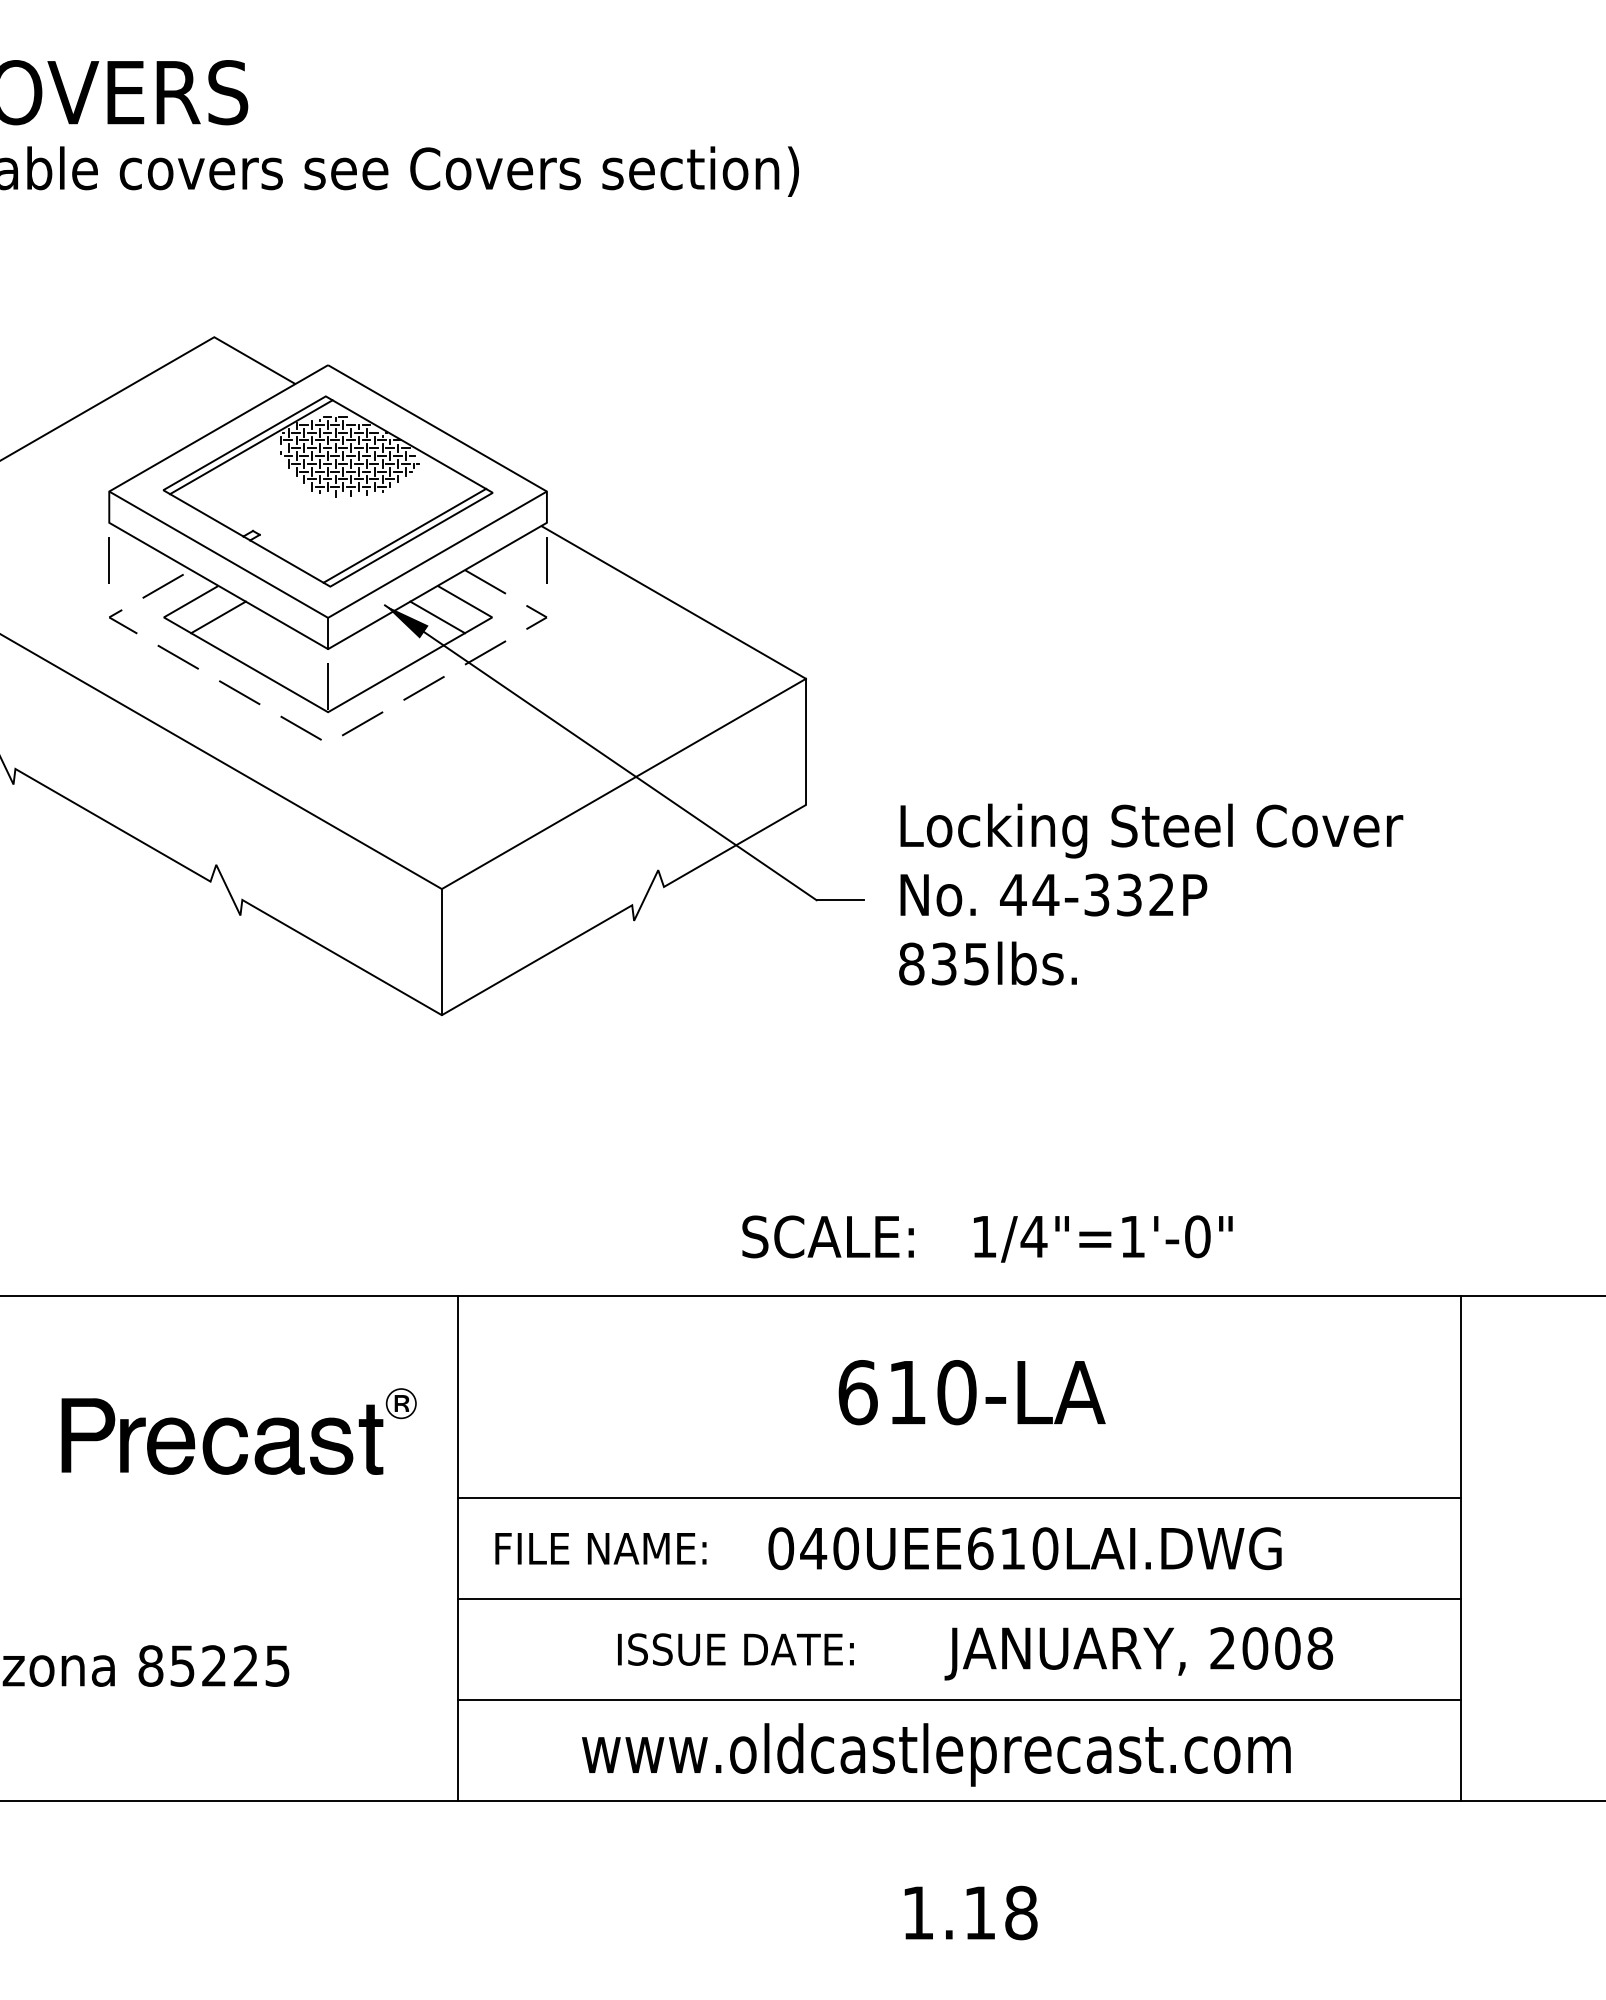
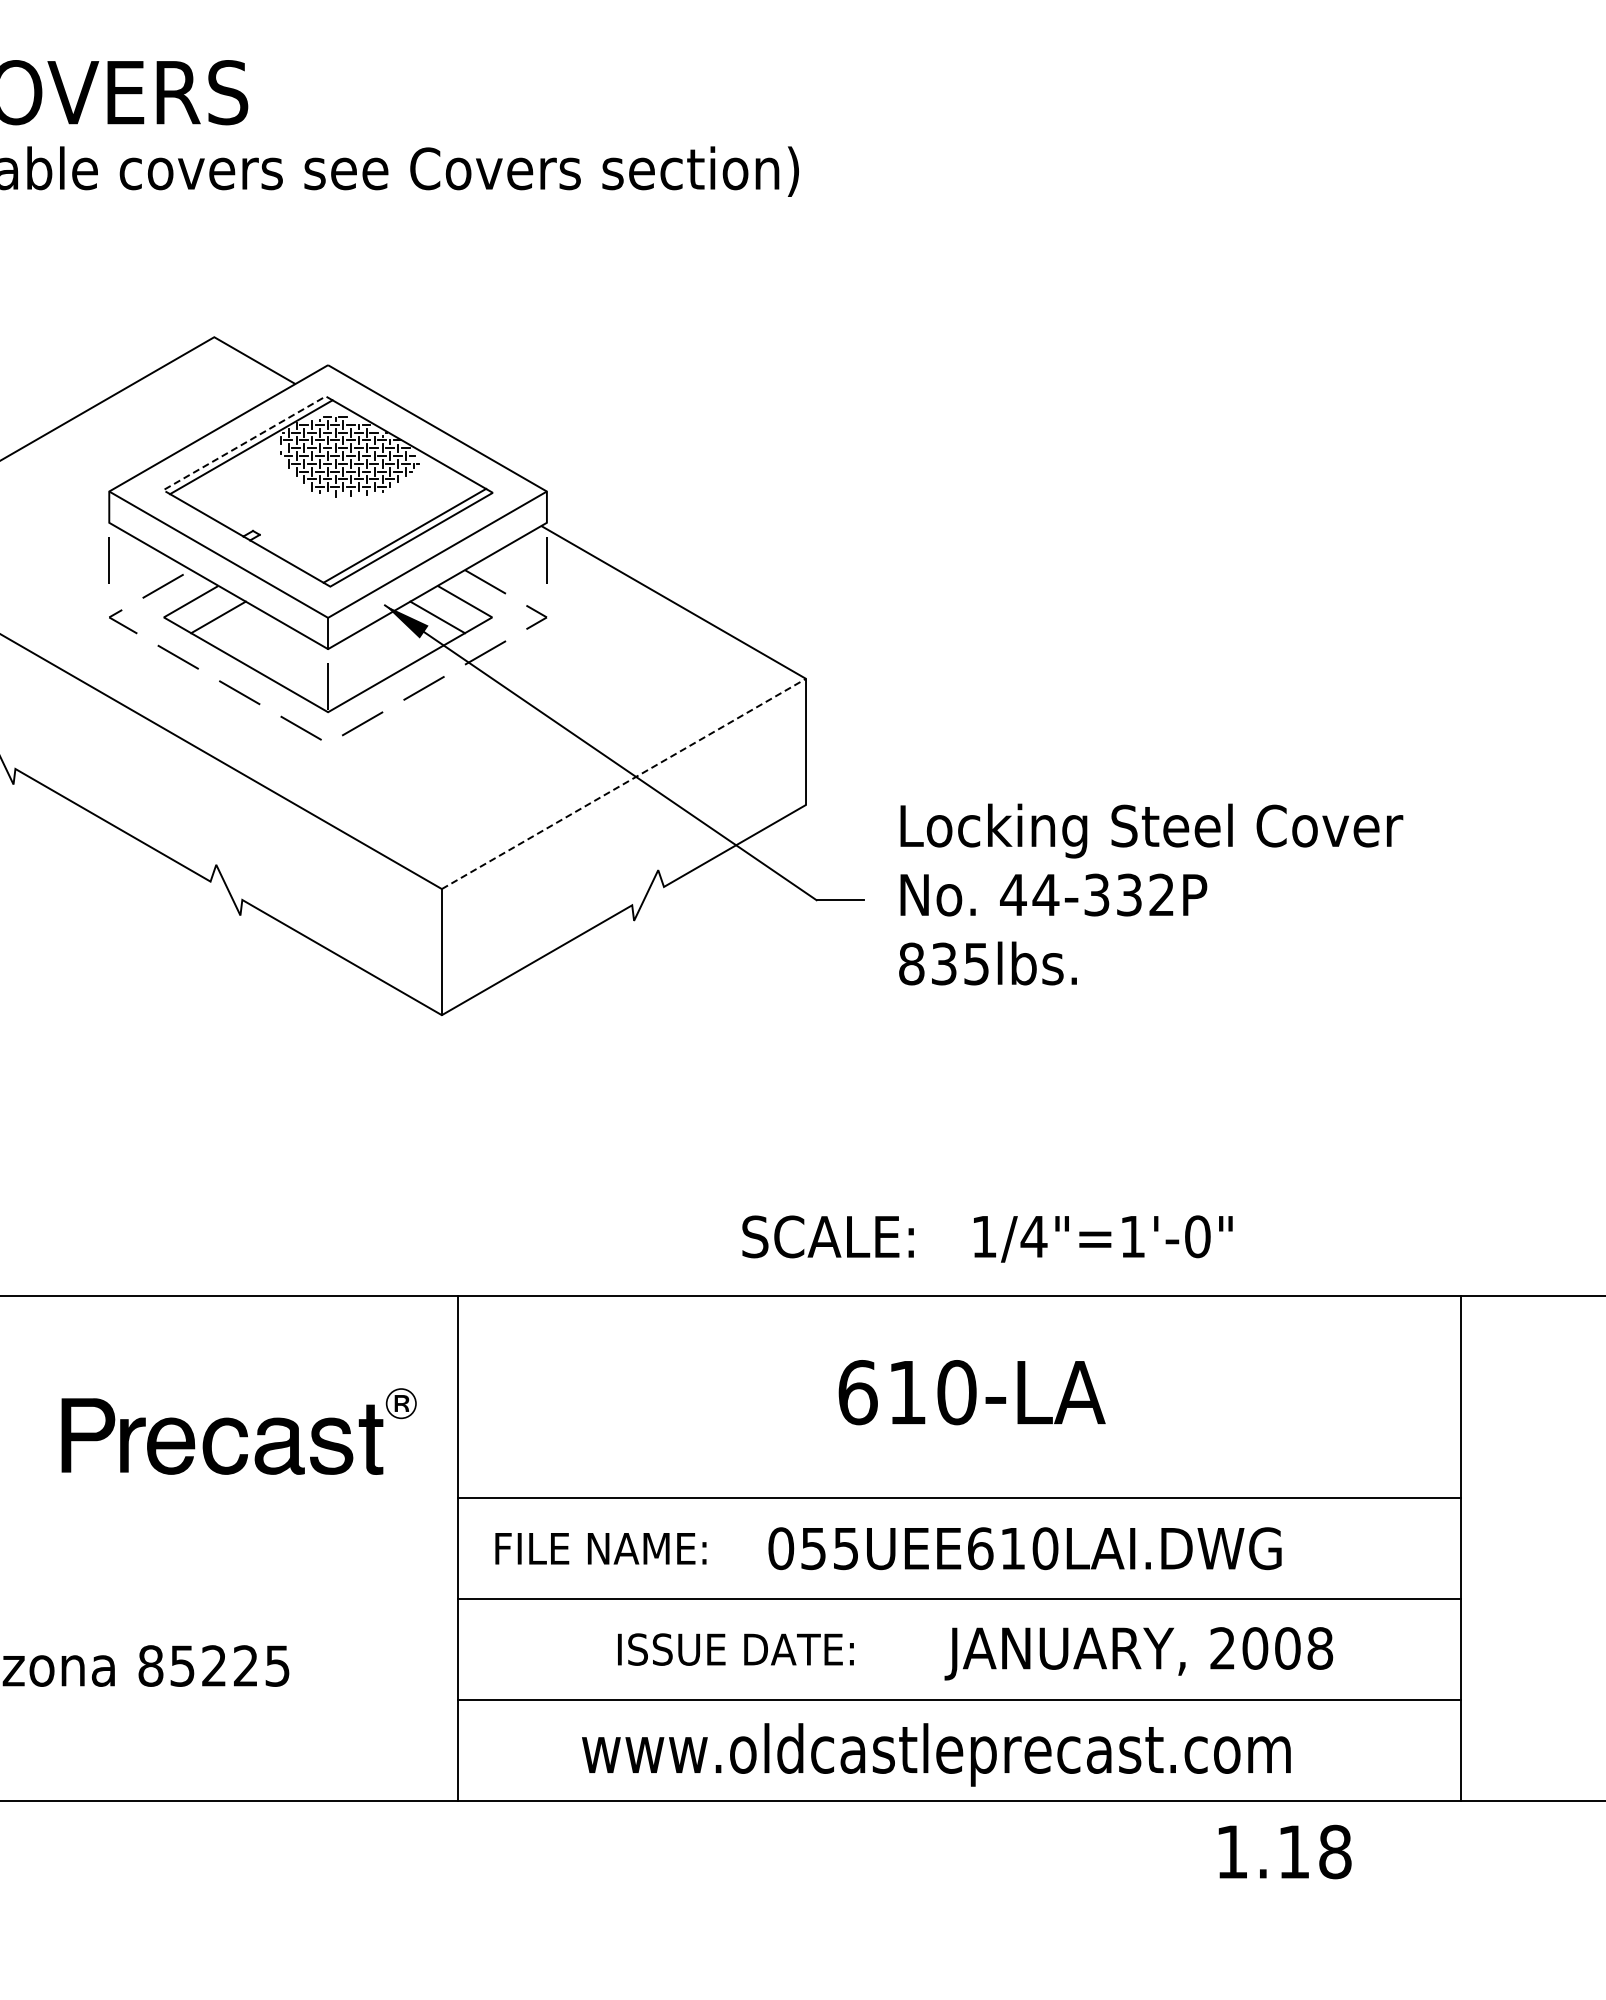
line: solid -> dashed (244, 443)
line: solid -> dashed (624, 783)
text: 040UEE610LAI.DWG -> 055UEE610LAI.DWG (829, 1548)
text position: (970, 1912) -> (1284, 1851) (1284, 1851)
